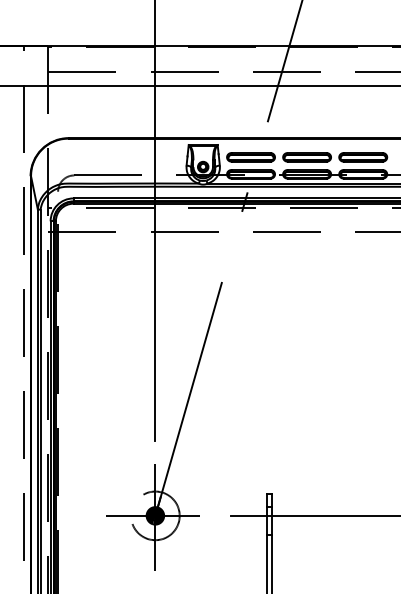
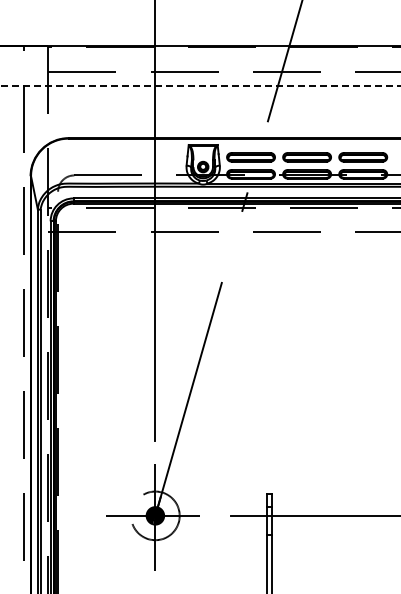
line: solid -> dashed (200, 86)
